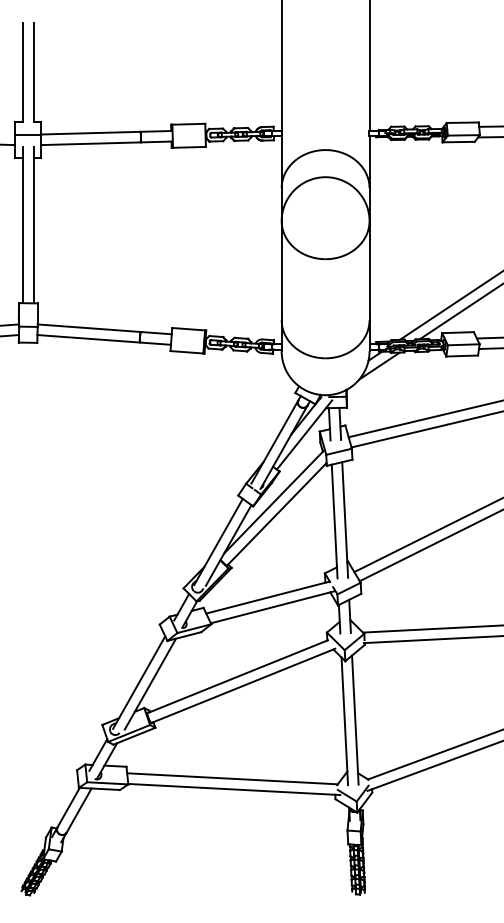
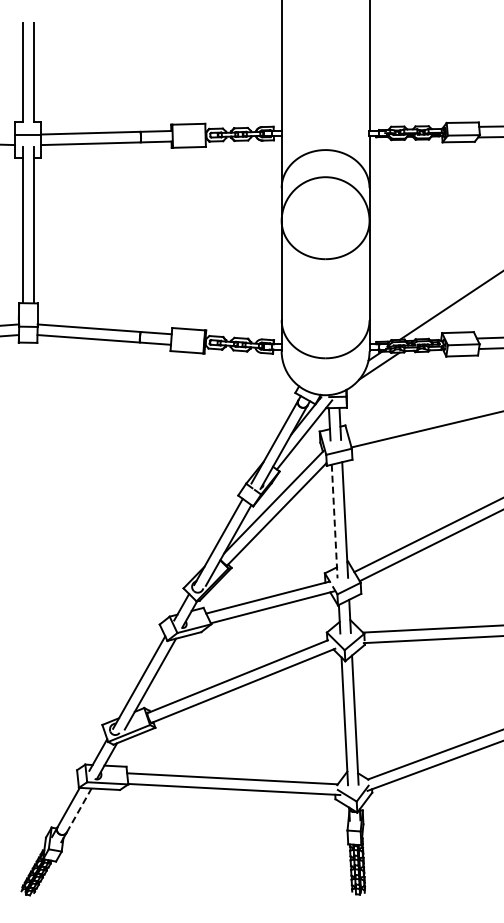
line: present -> none (459, 312)
line: present -> none (424, 419)
line: solid -> dashed (334, 521)
line: solid -> dashed (79, 810)
